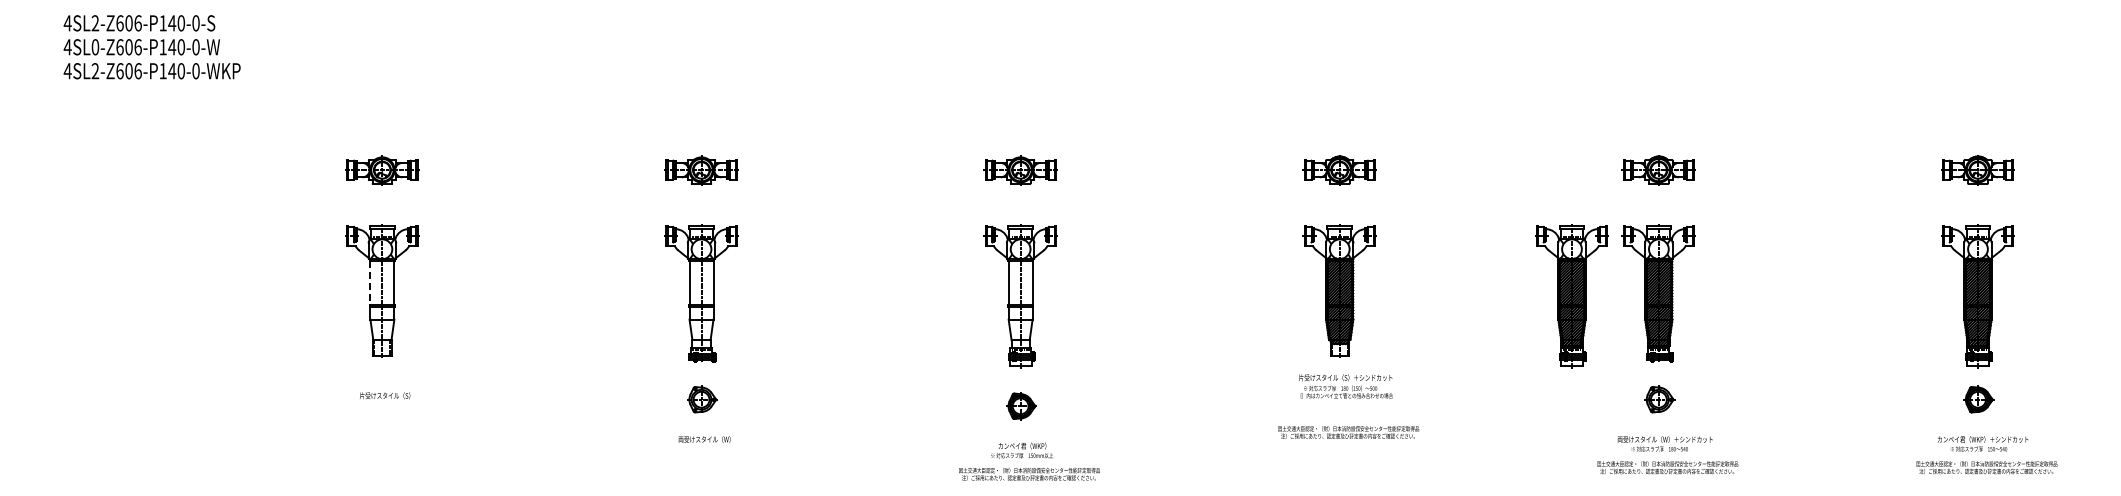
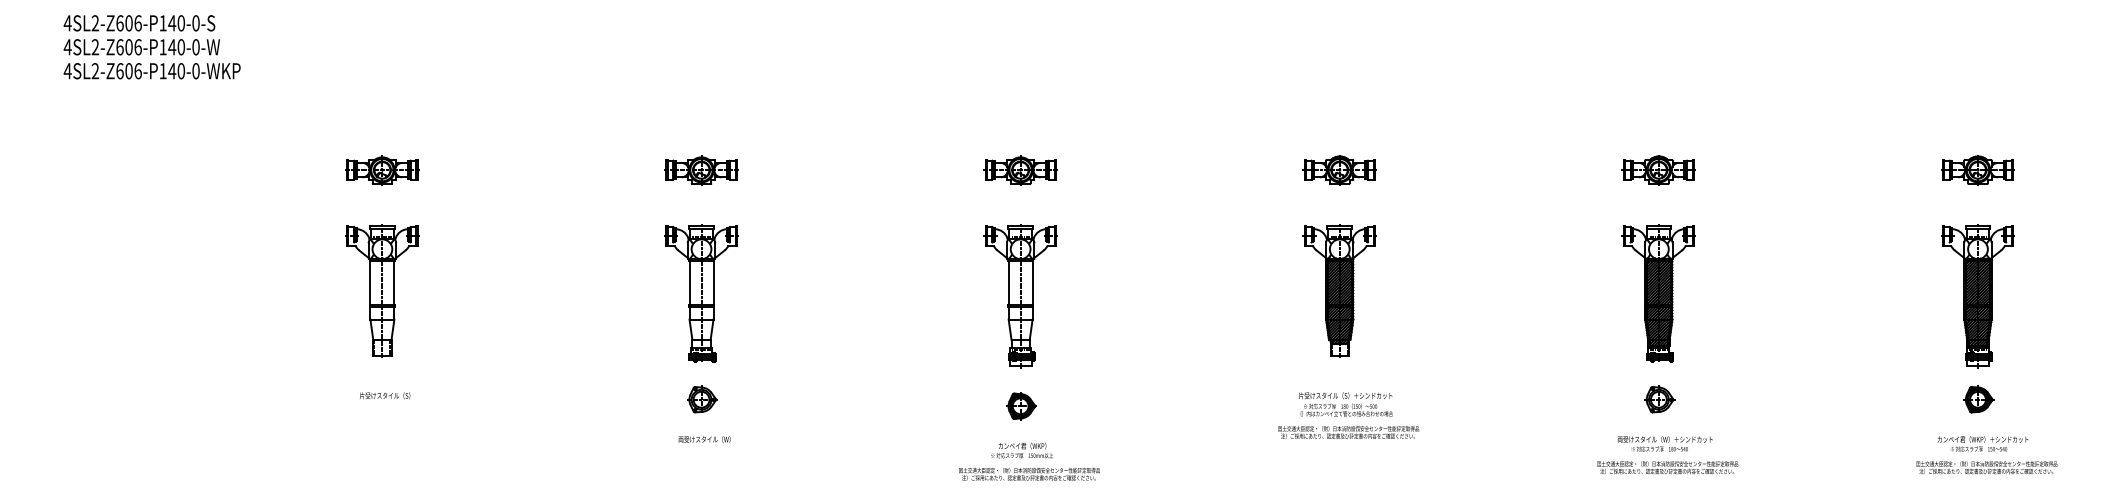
text: 4SL0-Z606-P140-0-W -> 4SL2-Z606-P140-0-W (95, 47)
line: dashed -> solid (370, 282)
part: present -> none (1571, 296)
text position: (1345, 386) -> (1345, 404) (1345, 404)
